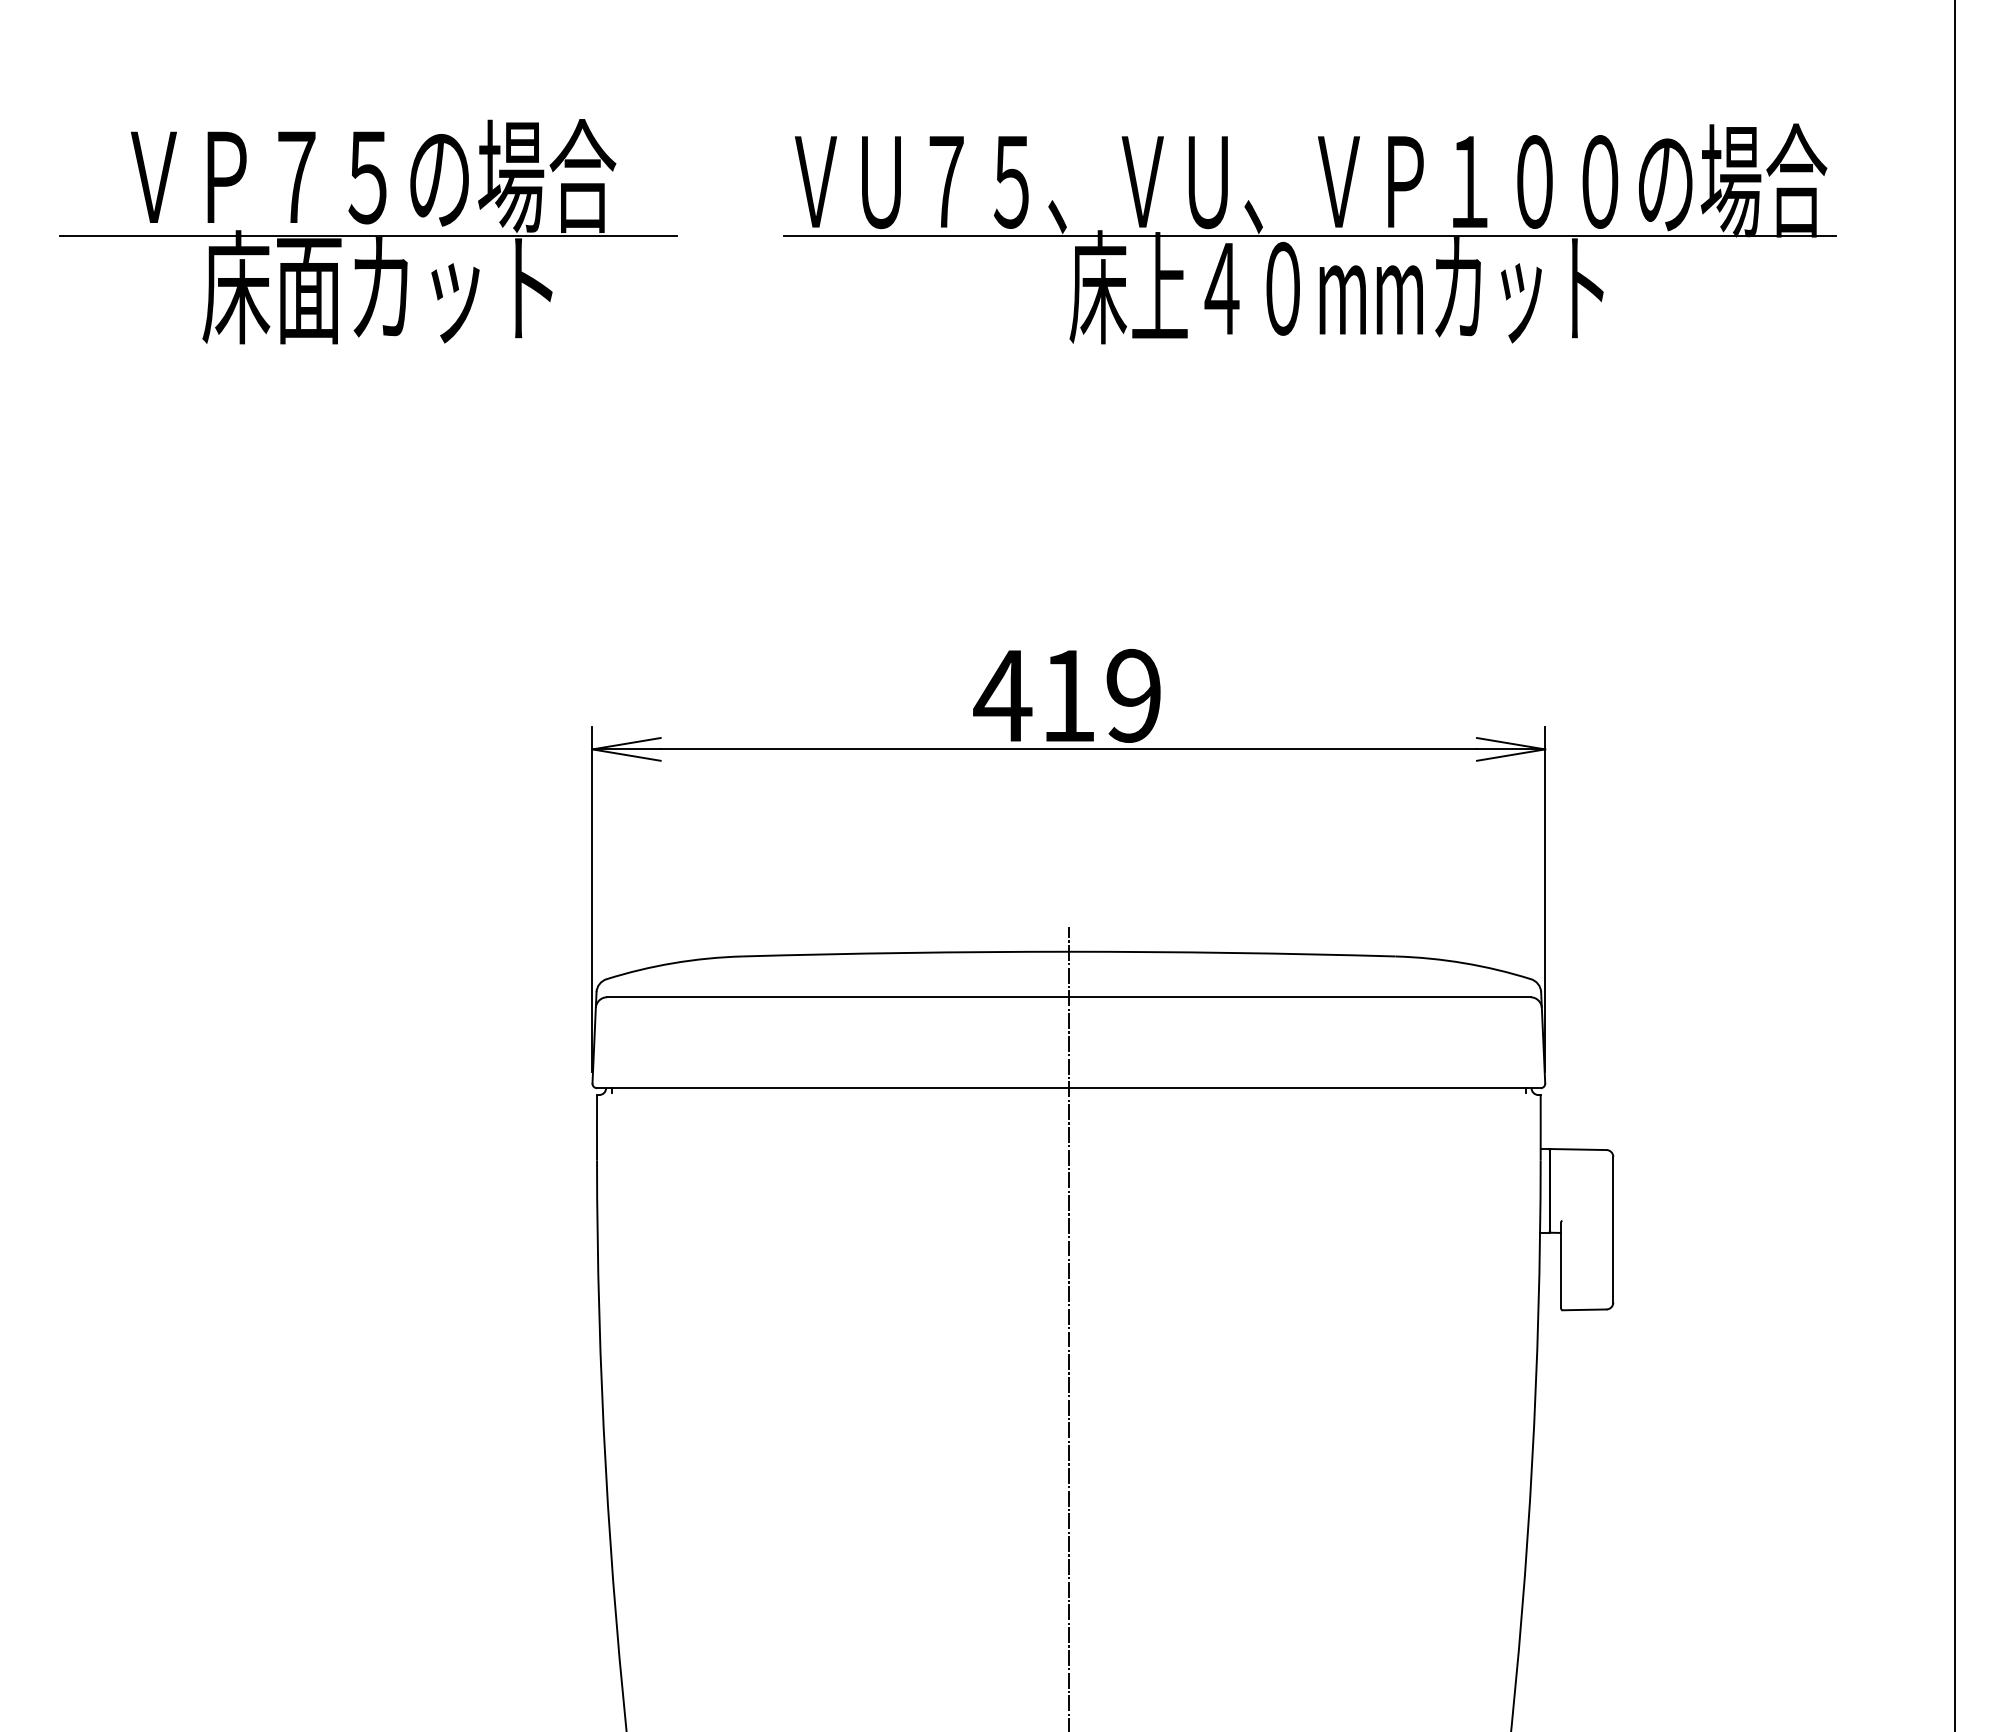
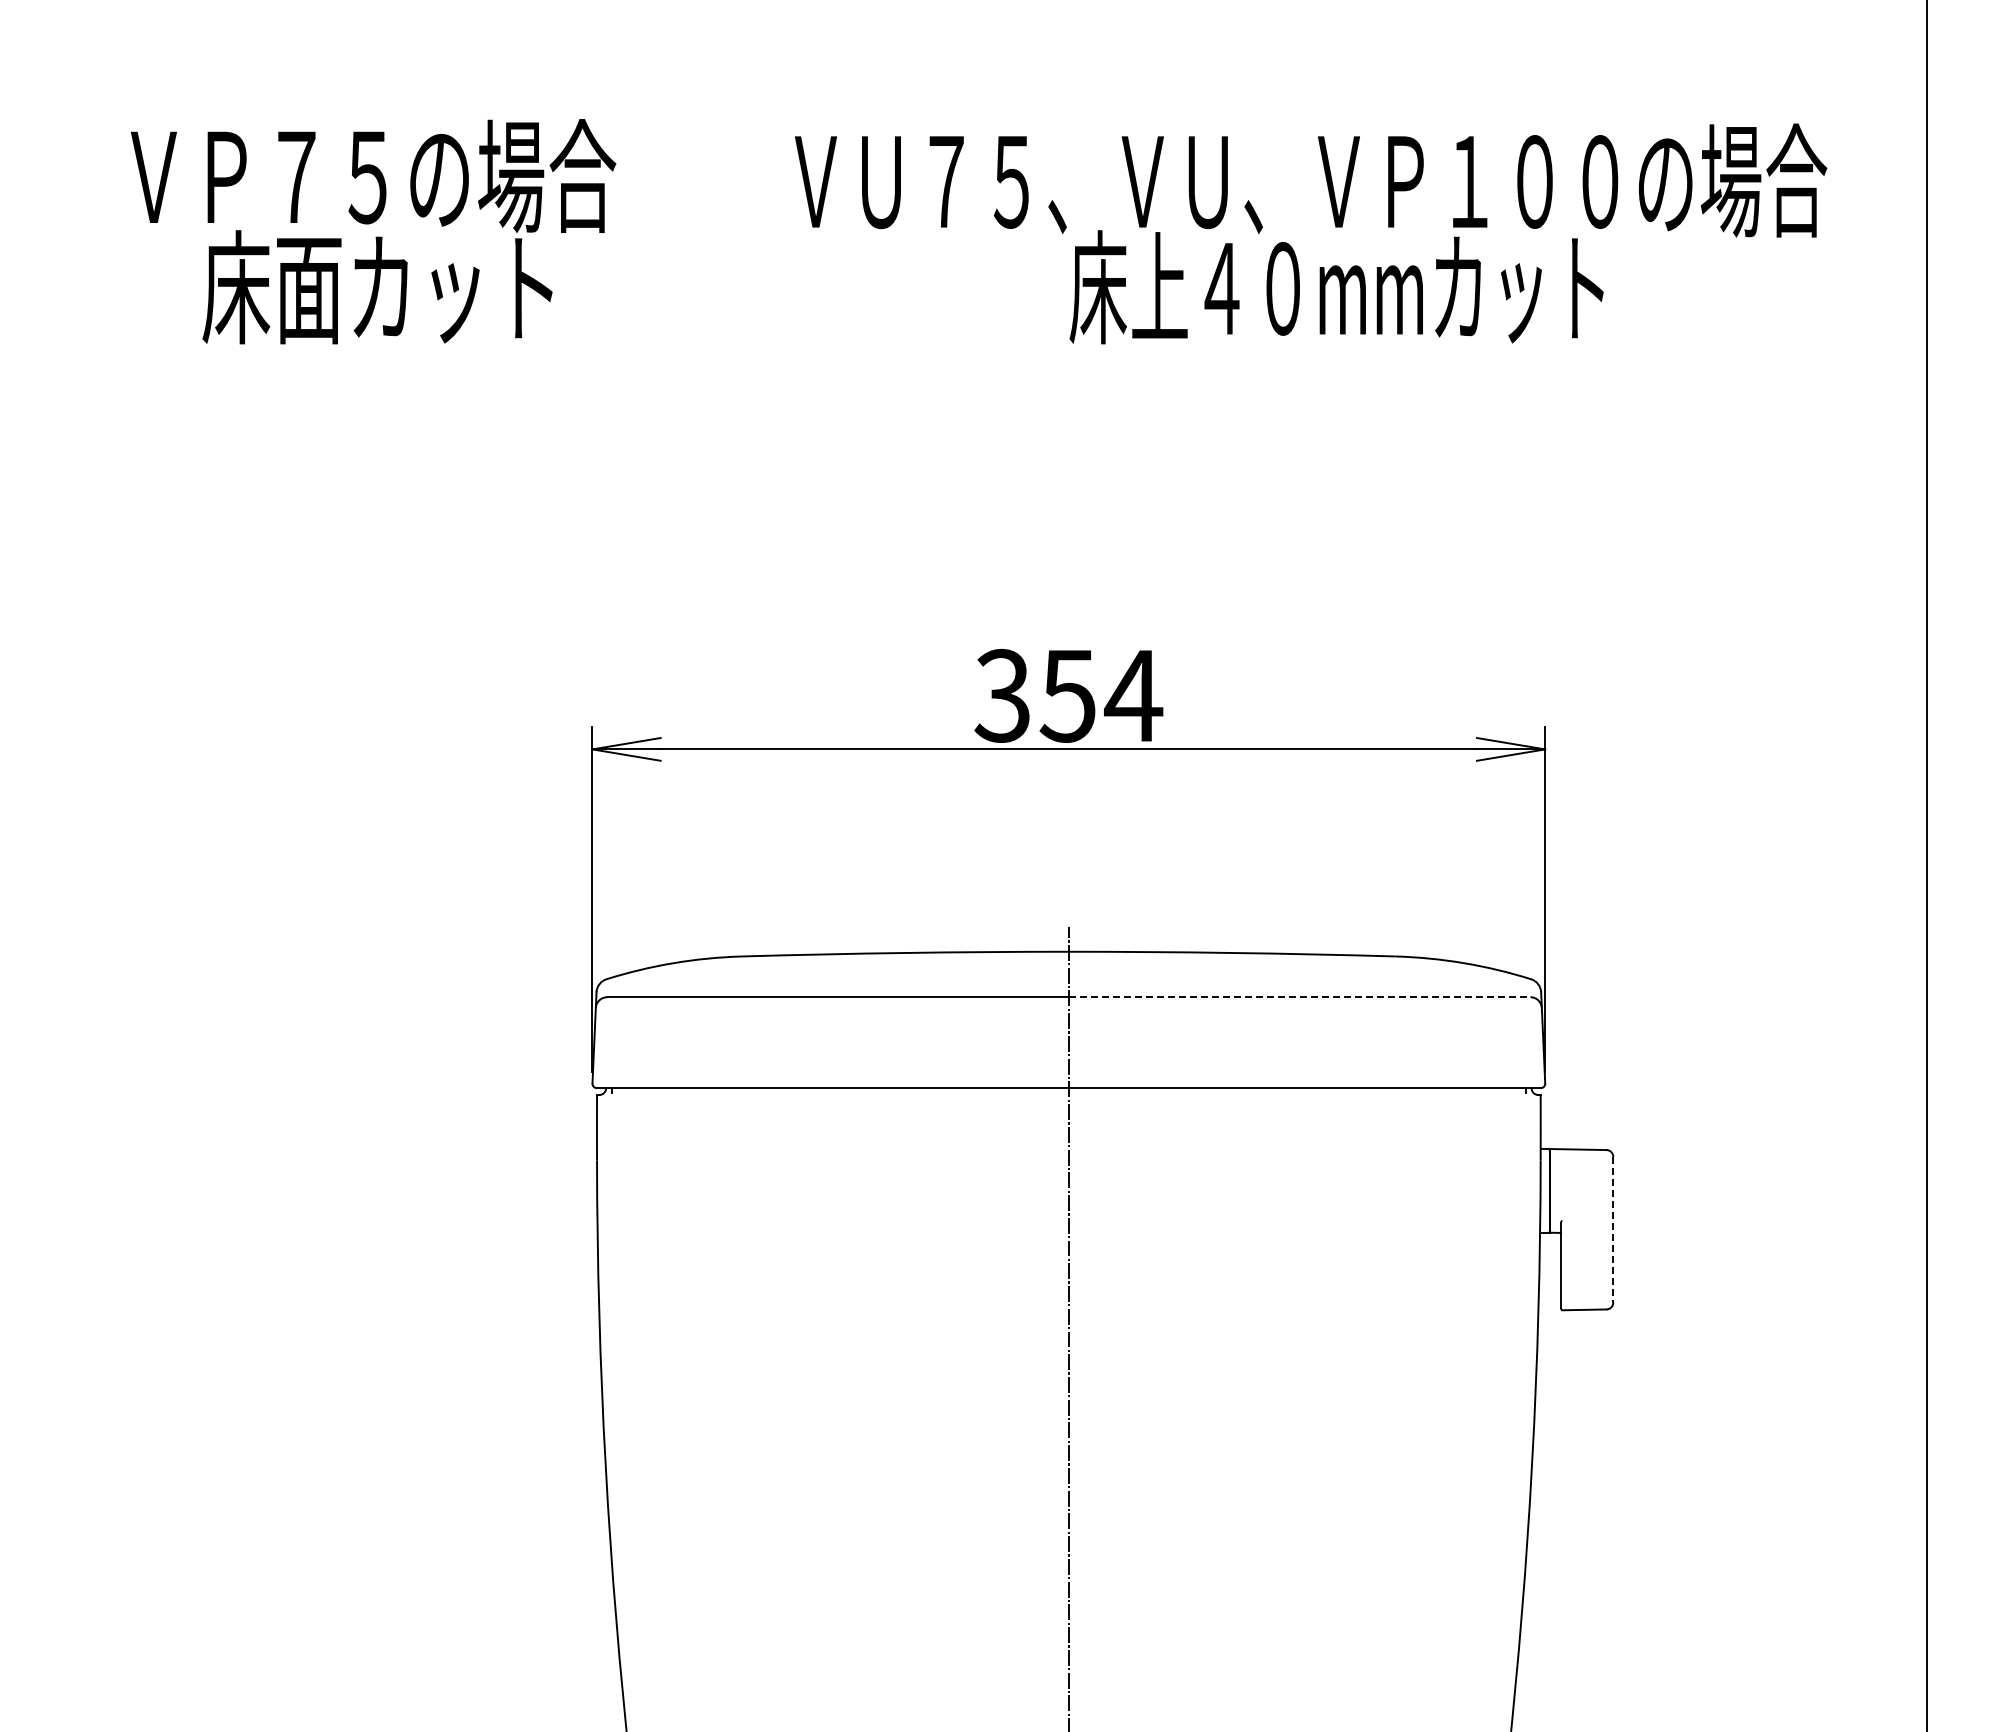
line: present -> none (368, 235)
line: present -> none (1309, 235)
text: 419 -> 354 (1068, 695)
line position: (1954, 865) -> (1926, 865) (1926, 865)
line: solid -> dashed (1299, 997)
line: solid -> dashed (1613, 1229)
